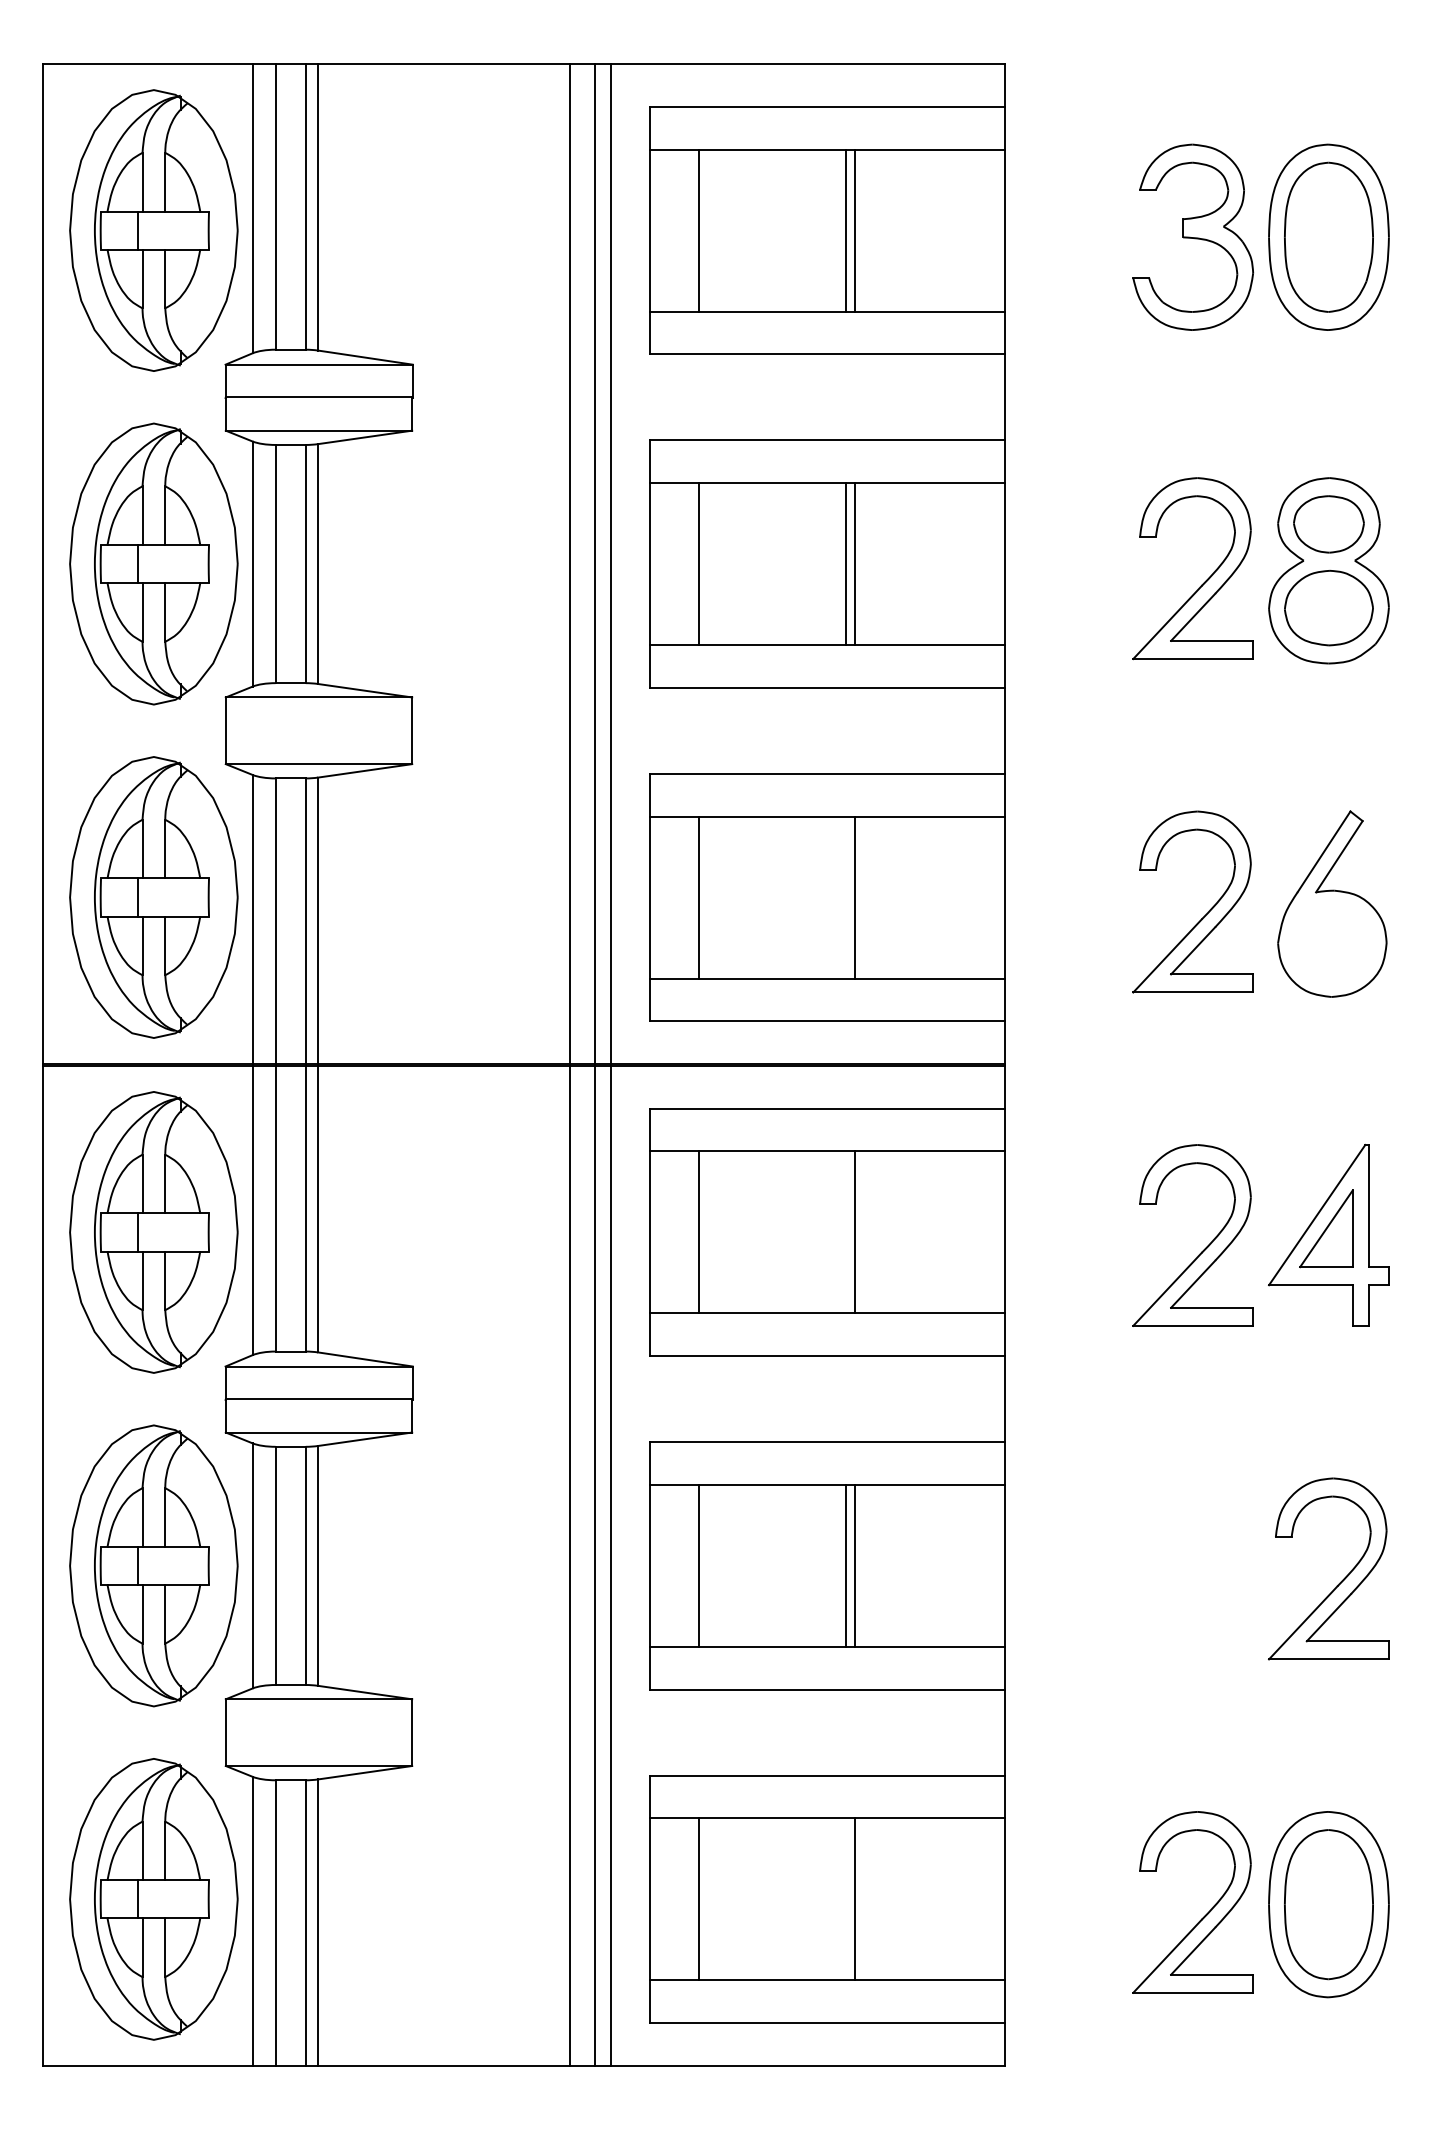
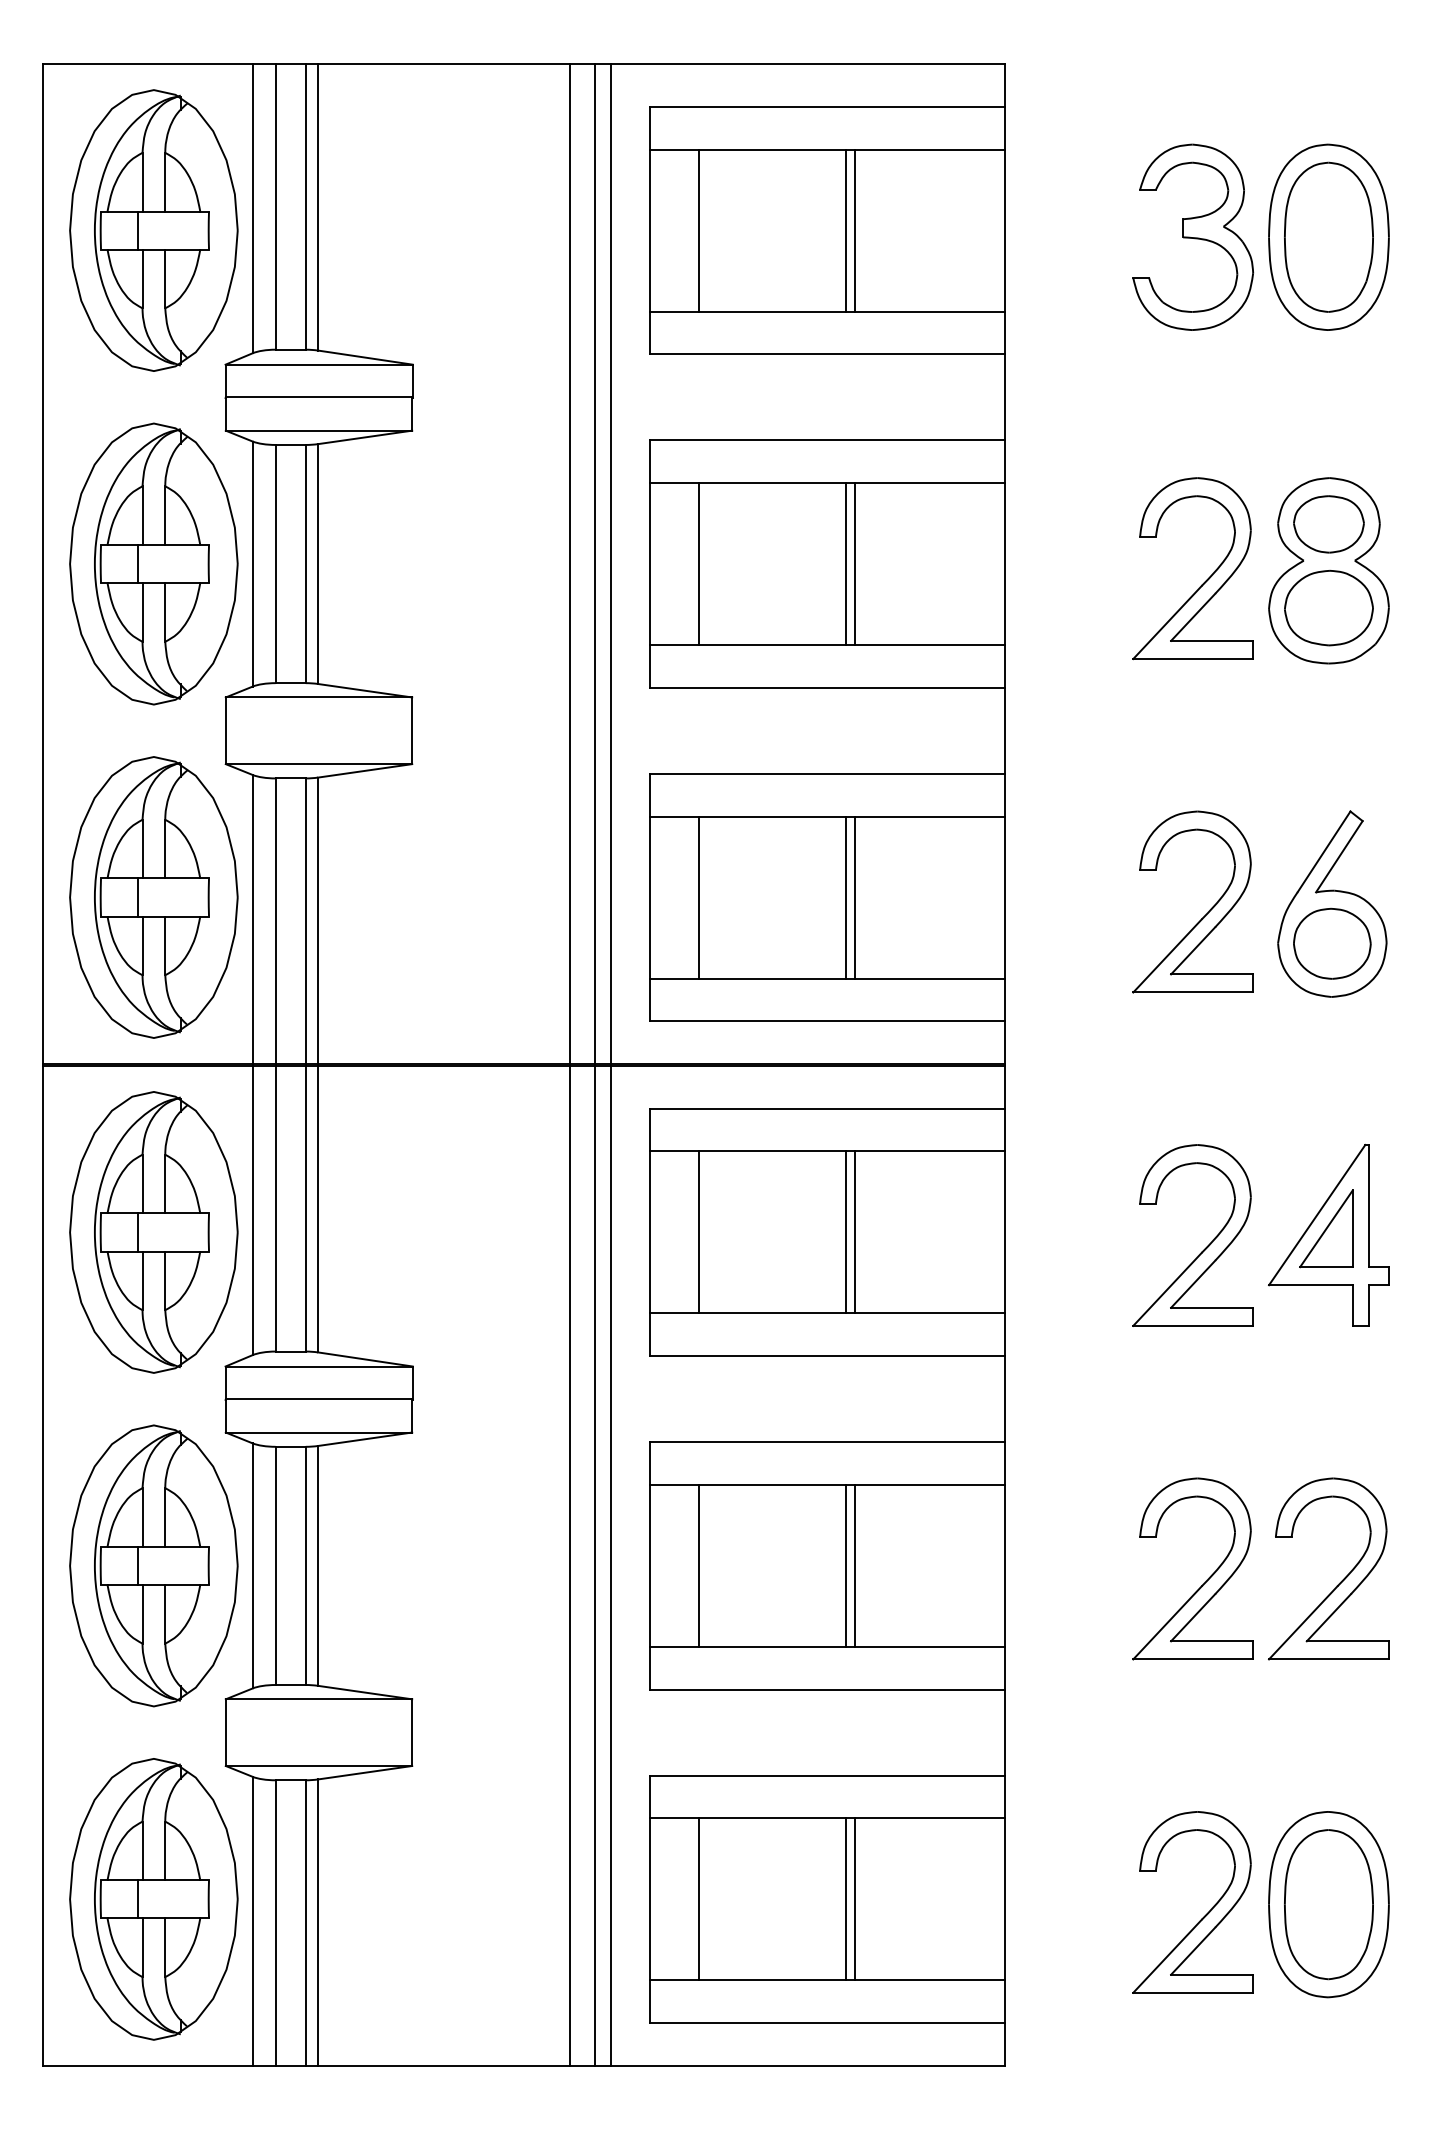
line: none -> present (845, 897)
part: none -> present (1332, 943)
line: none -> present (845, 1232)
part: none -> present (1208, 1577)
line: none -> present (845, 1899)
